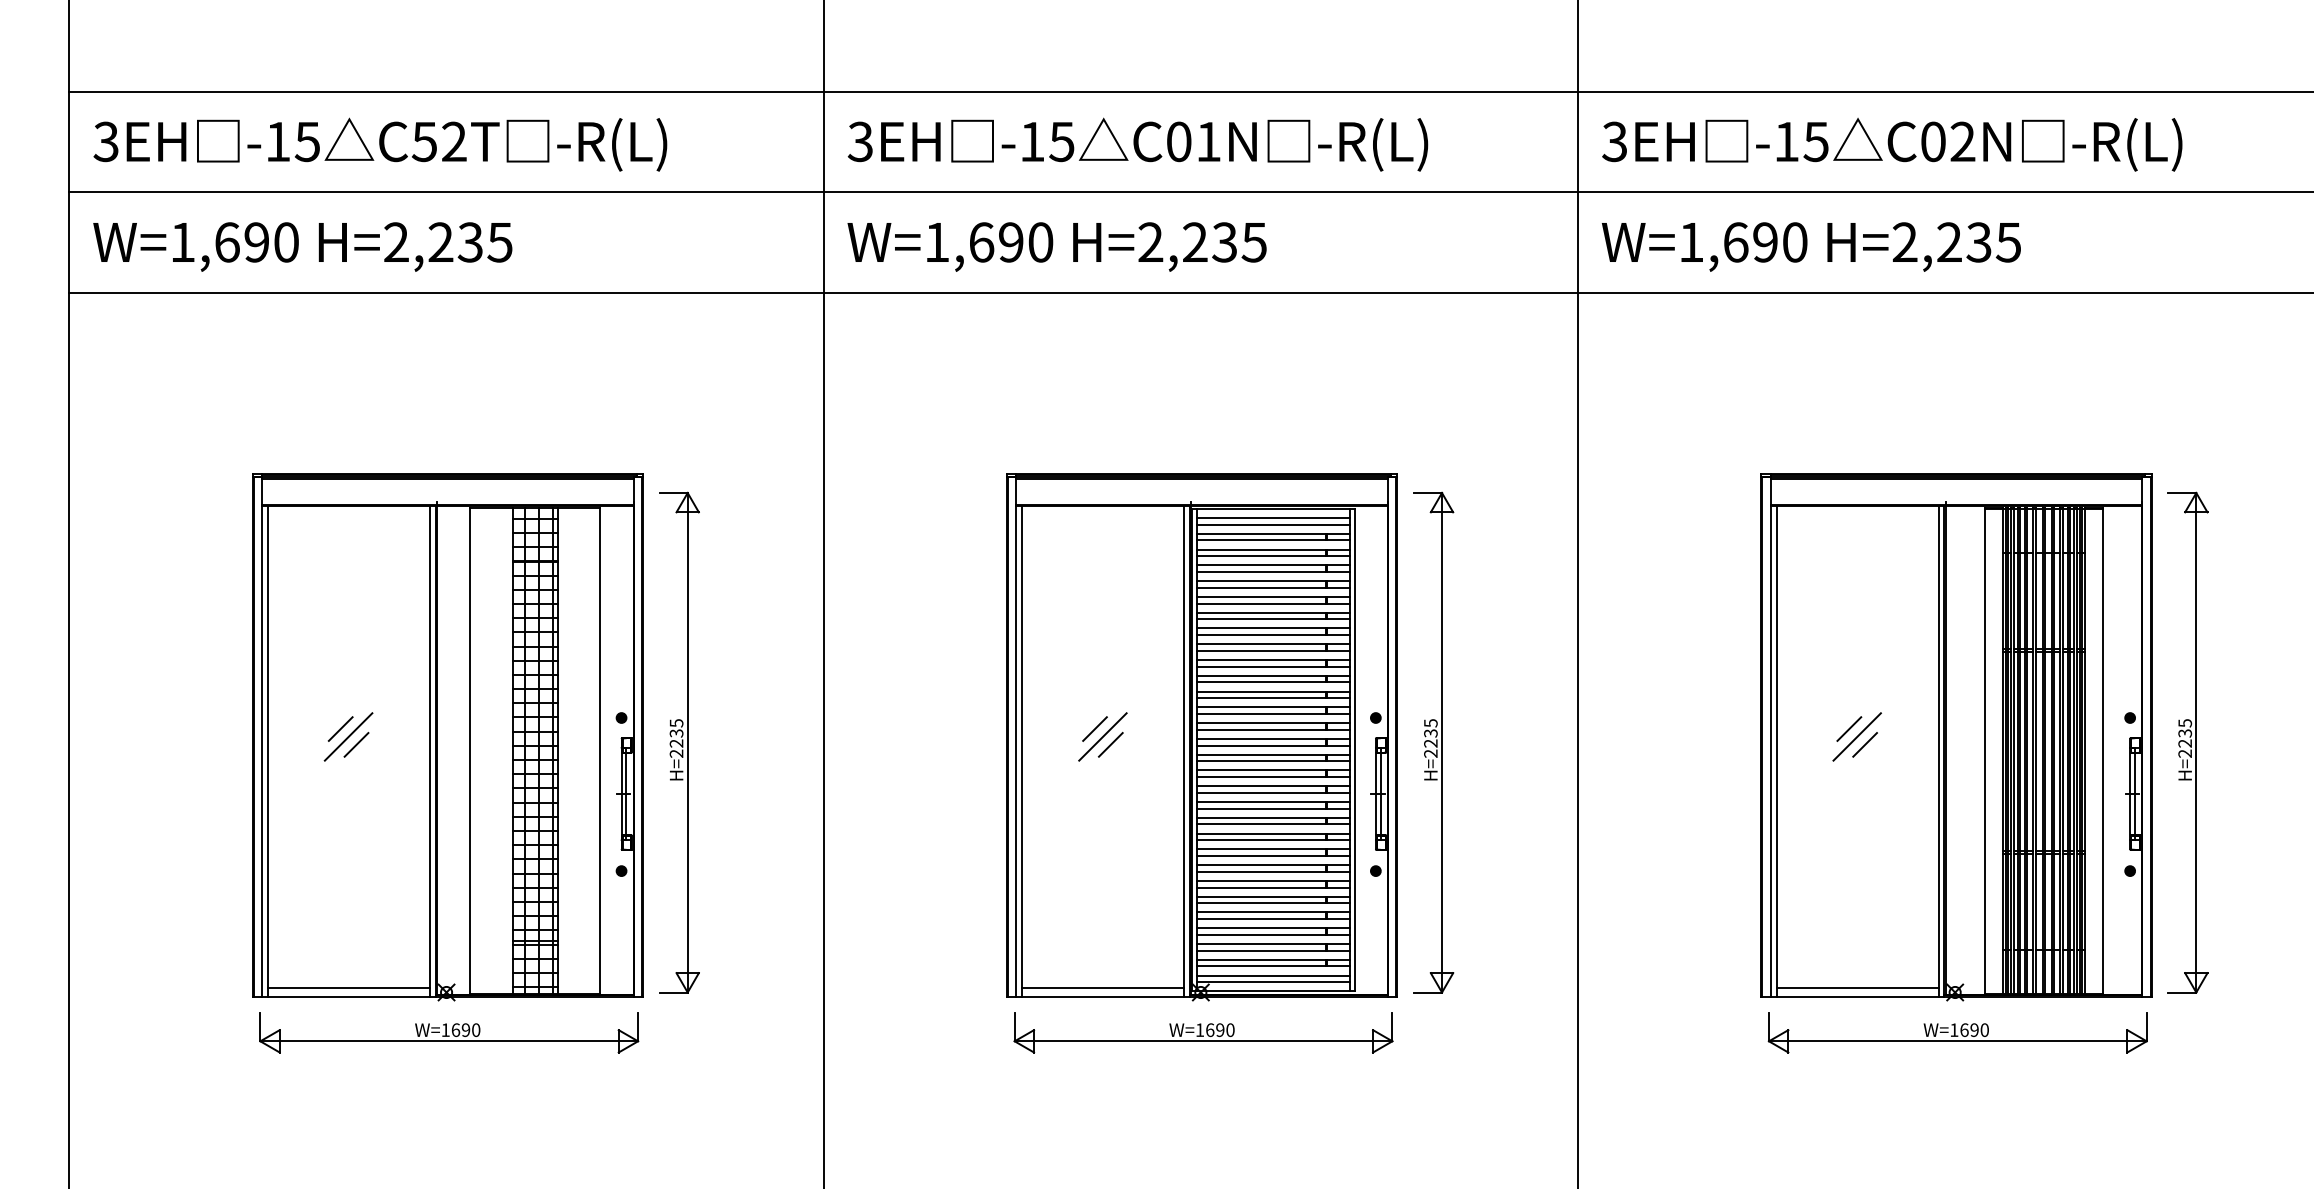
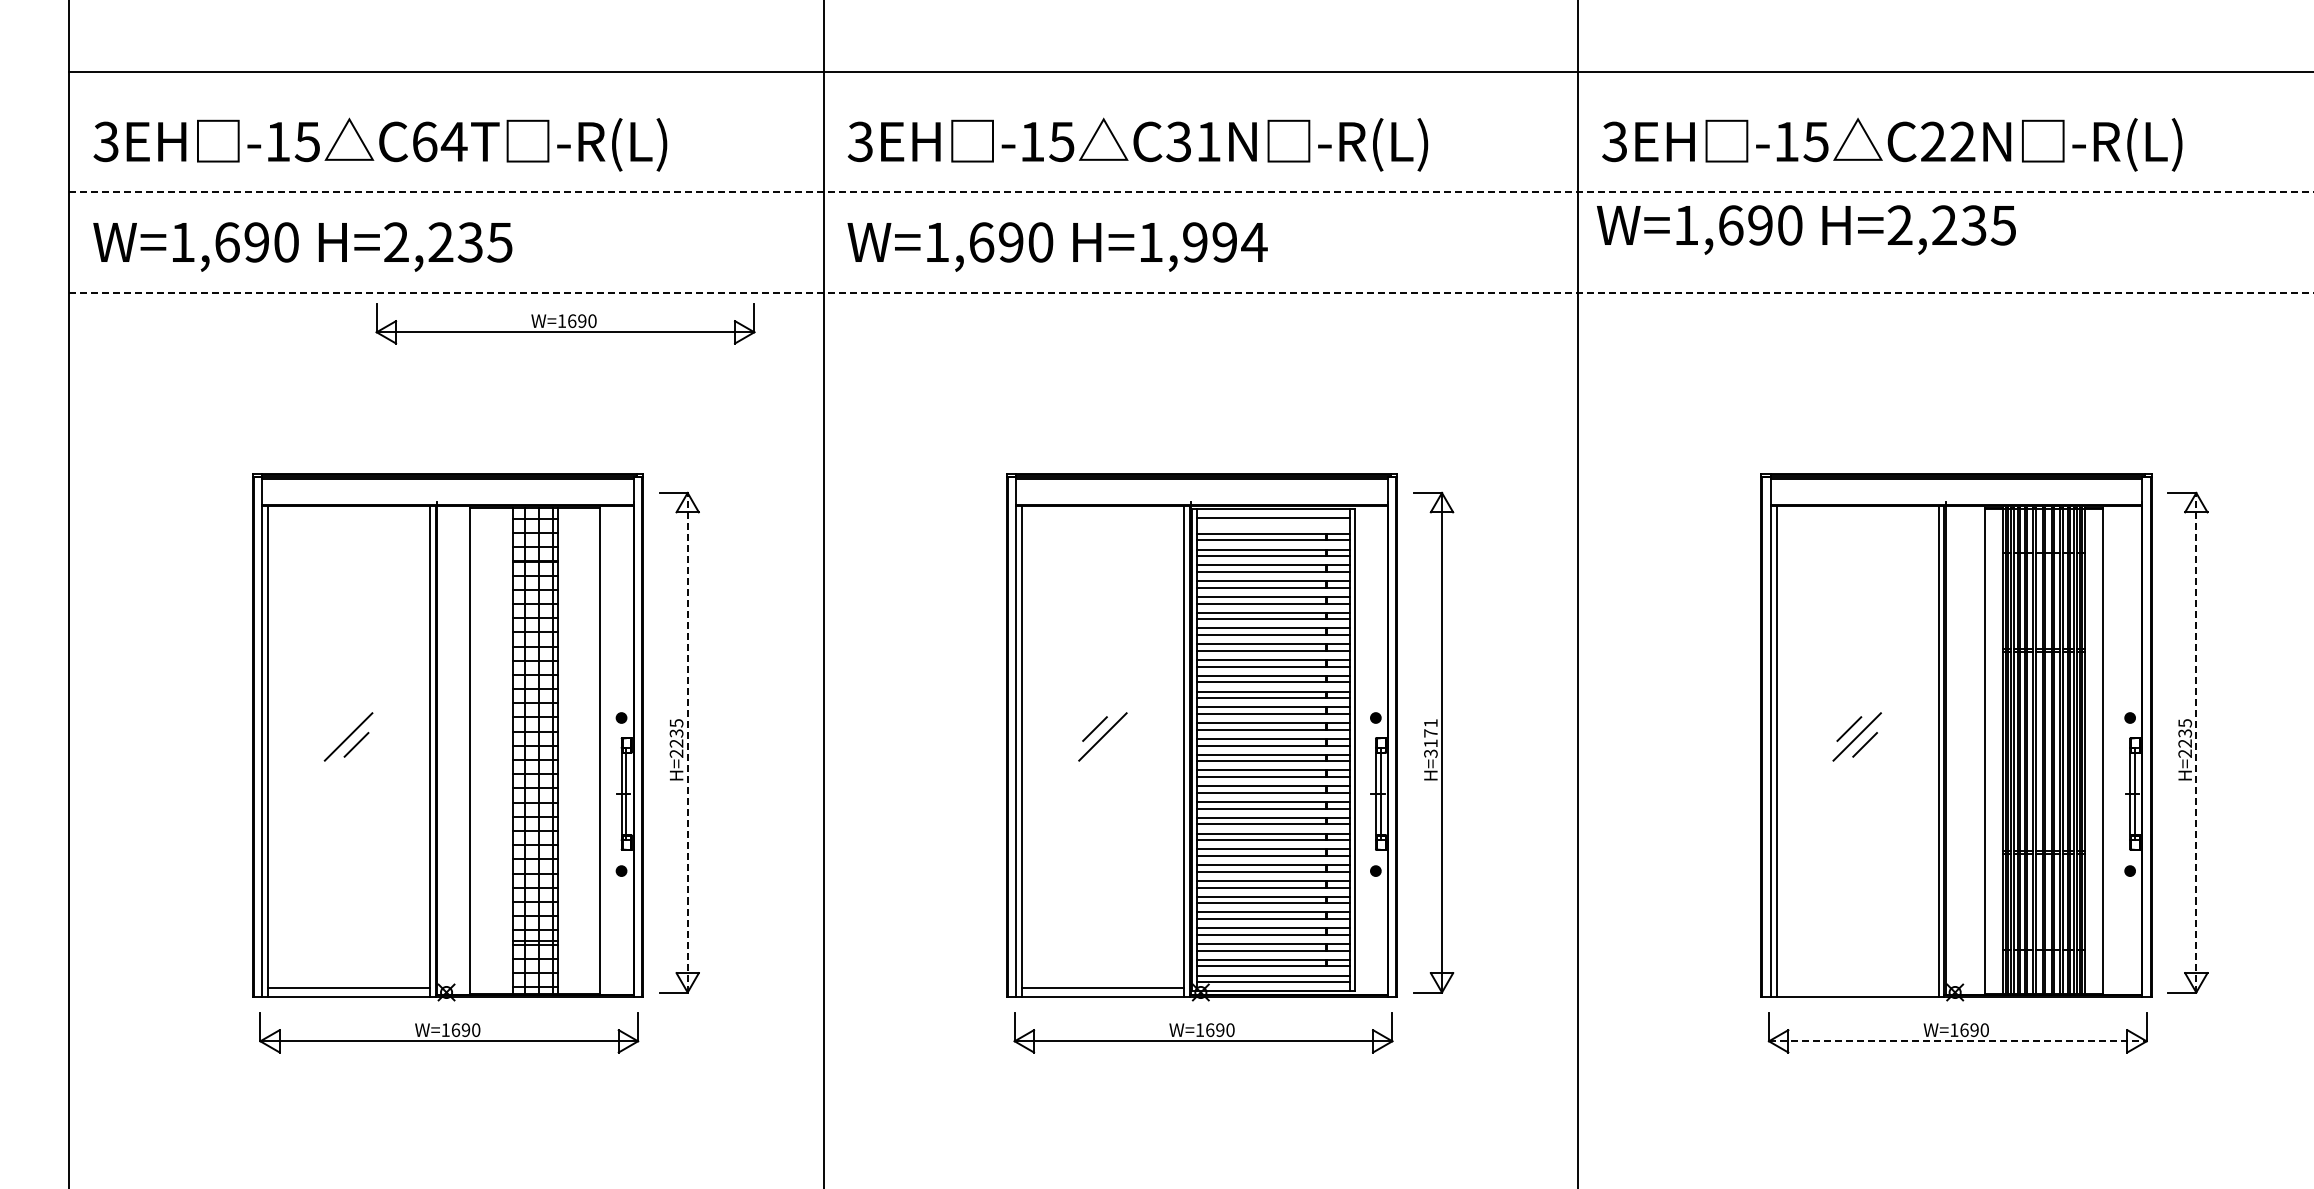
line position: (1189, 91) -> (1189, 71) (1189, 71)
text: C52T -> C64T (439, 141)
text: C01N -> C31N (1178, 141)
text: C02N -> C22N (1933, 141)
line: solid -> dashed (1192, 192)
text: H=2,235 -> H=1,994 (1202, 242)
text position: (1811, 246) -> (1806, 229) (1806, 229)
line: solid -> dashed (1192, 292)
part: none -> present (565, 323)
line: present -> none (1273, 524)
line: present -> none (340, 728)
text: H=2235 -> H=3171 (1430, 738)
line: solid -> dashed (687, 742)
line: solid -> dashed (2196, 742)
line: present -> none (1110, 744)
line: present -> none (1857, 987)
line: solid -> dashed (1957, 1041)
